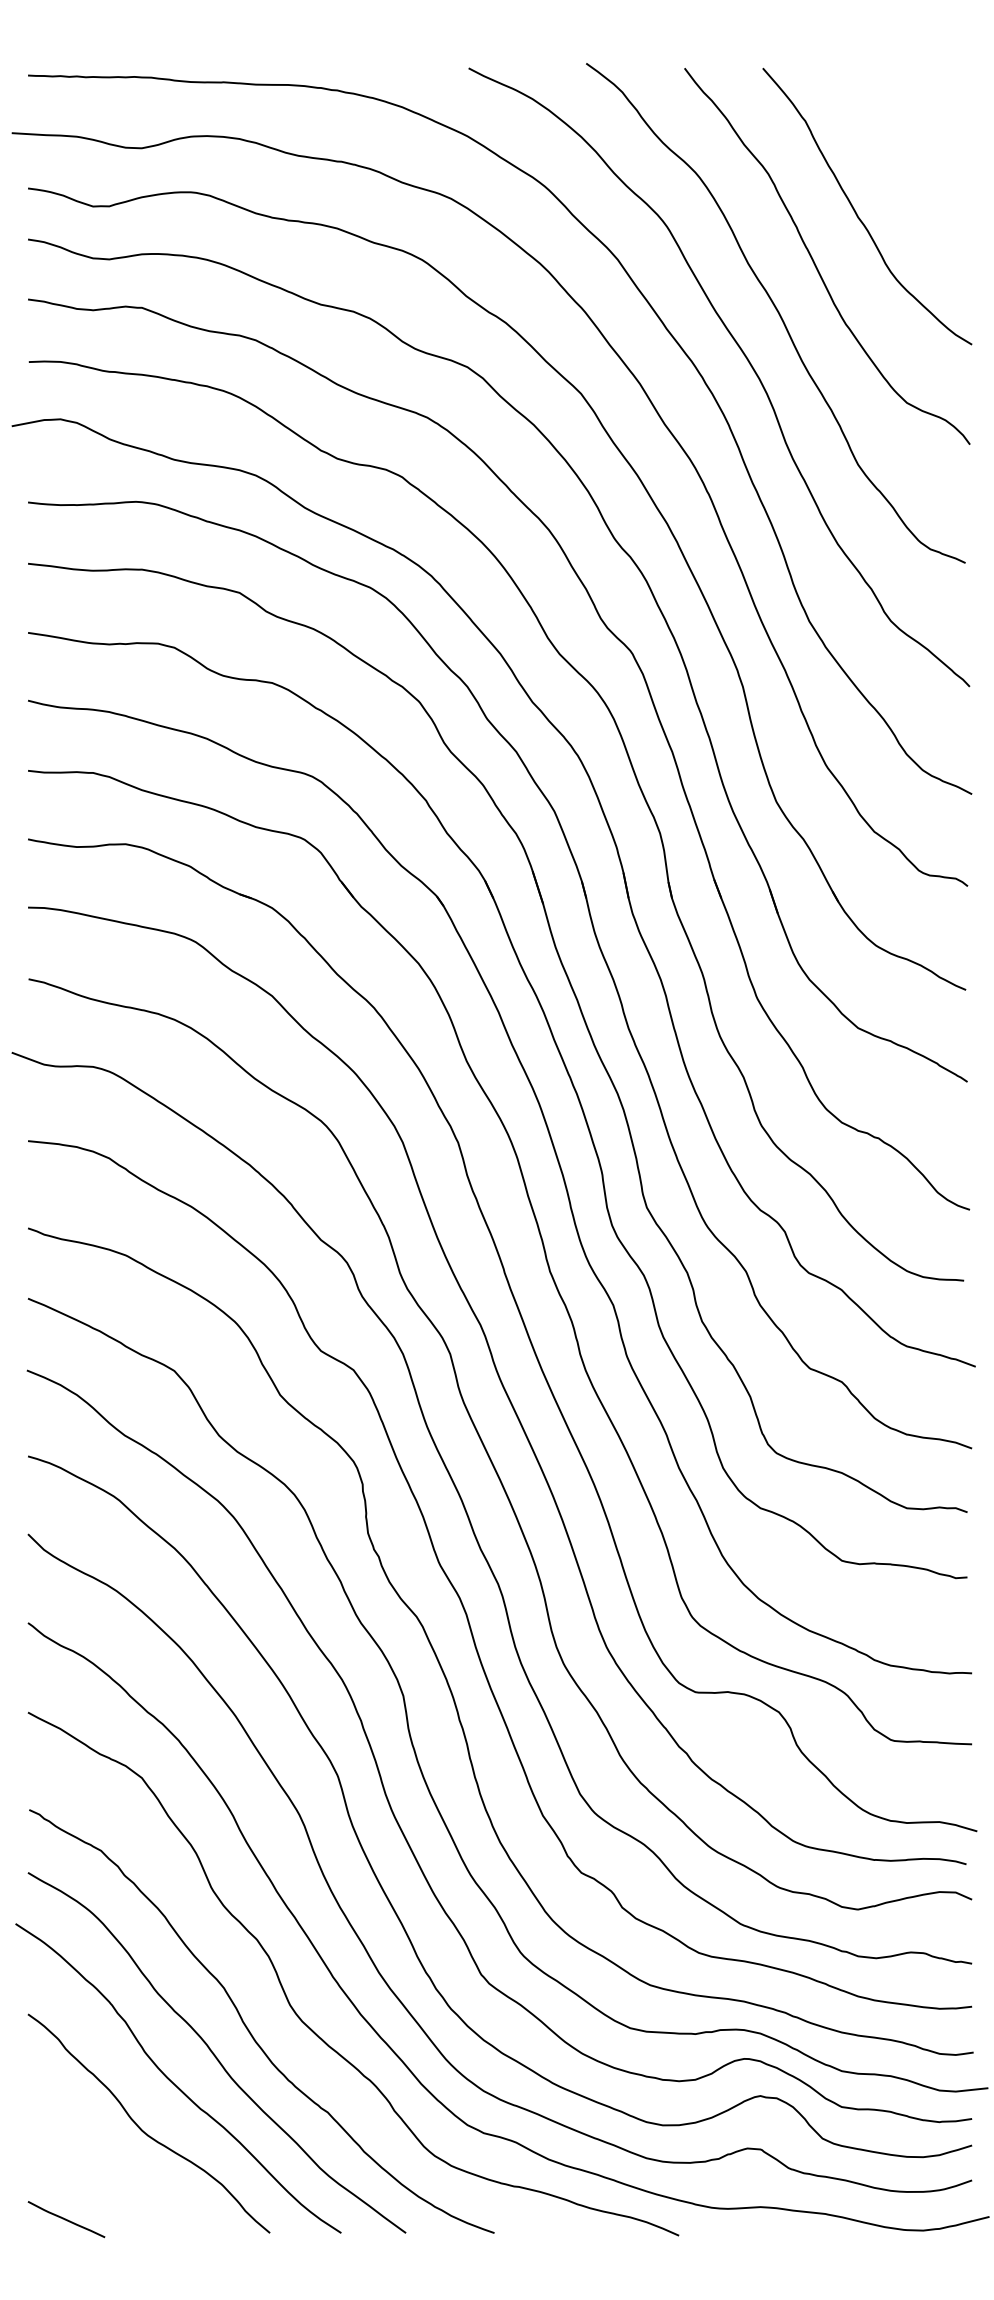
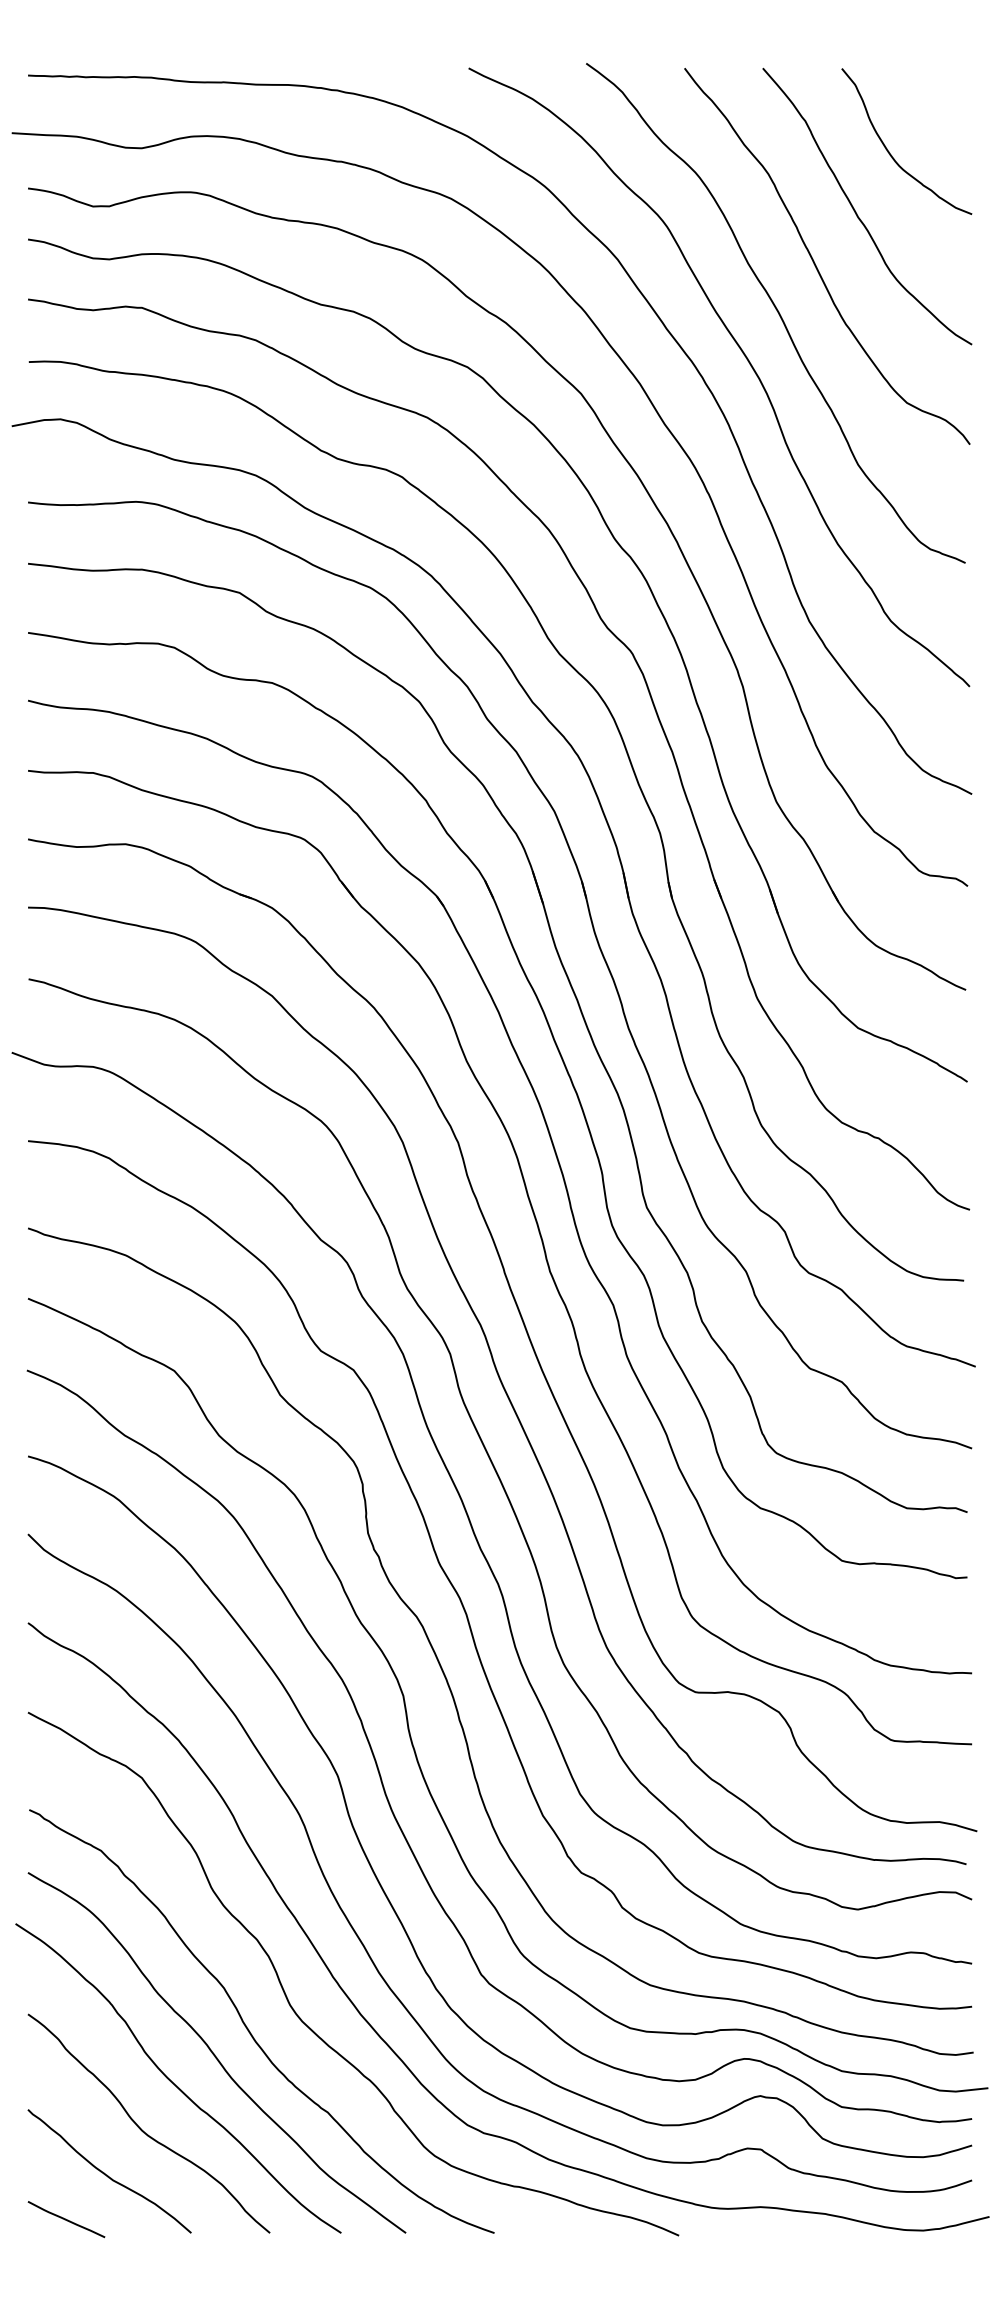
curve: none -> present (889, 151)
curve: none -> present (107, 2174)
